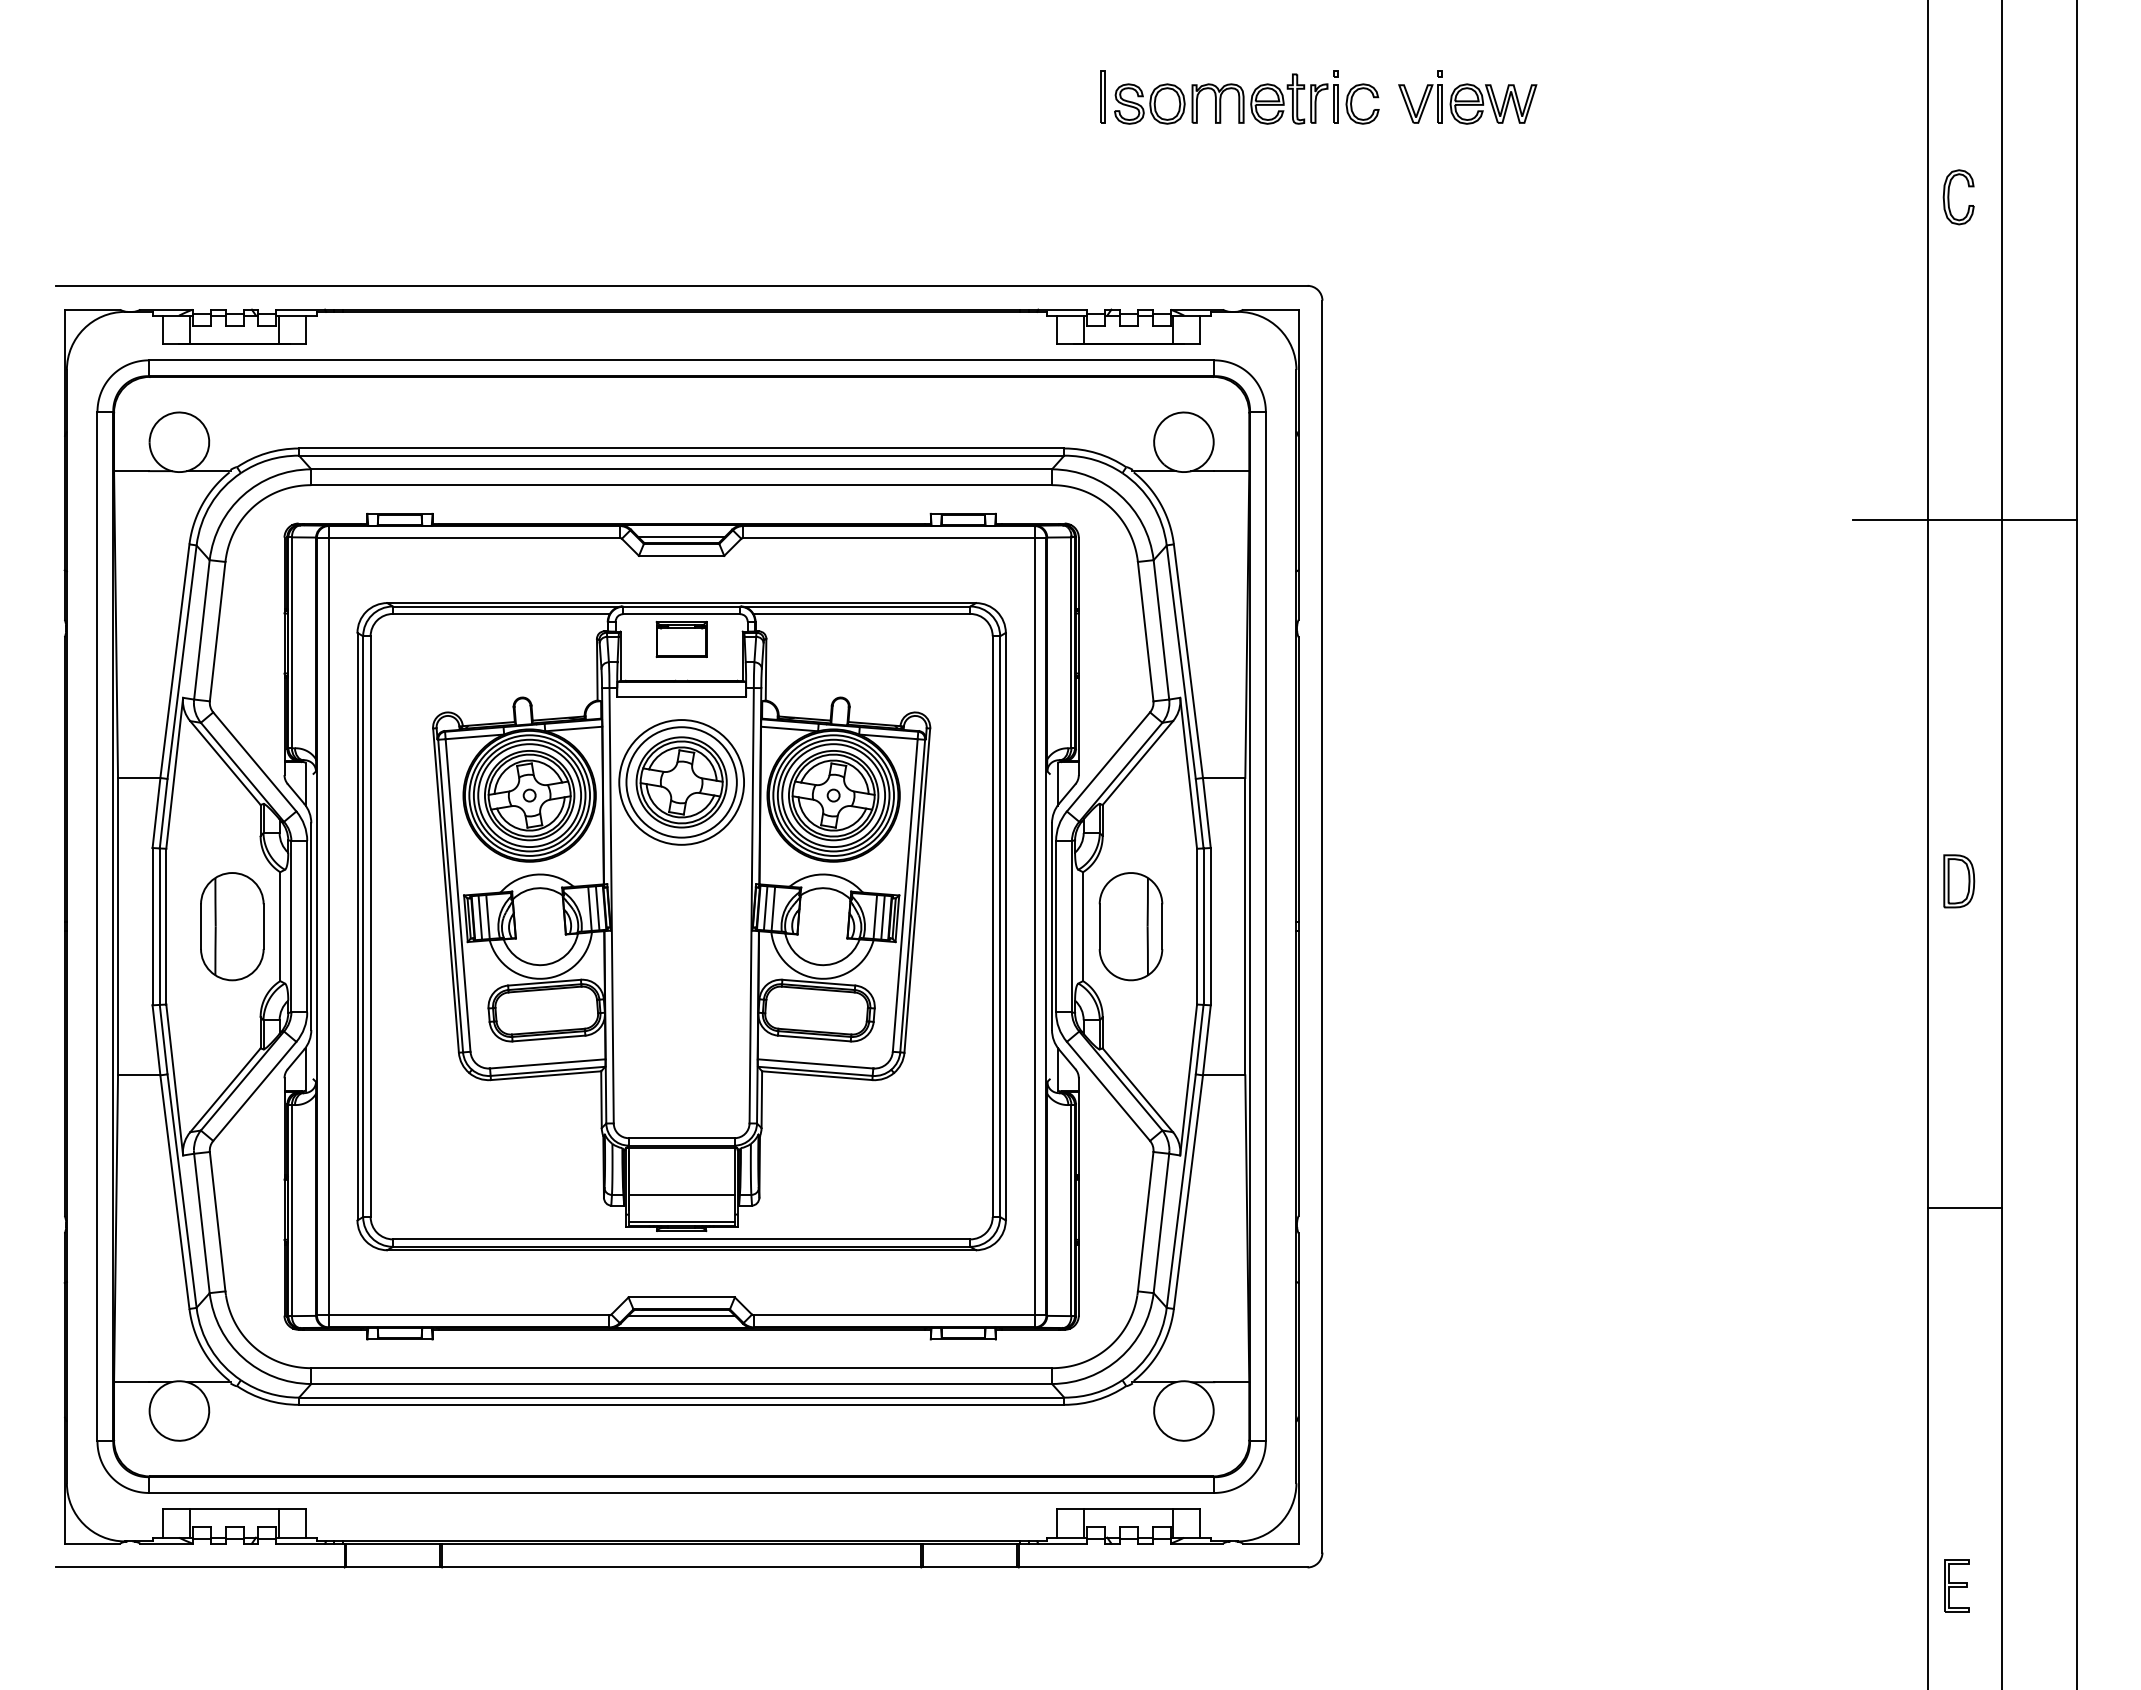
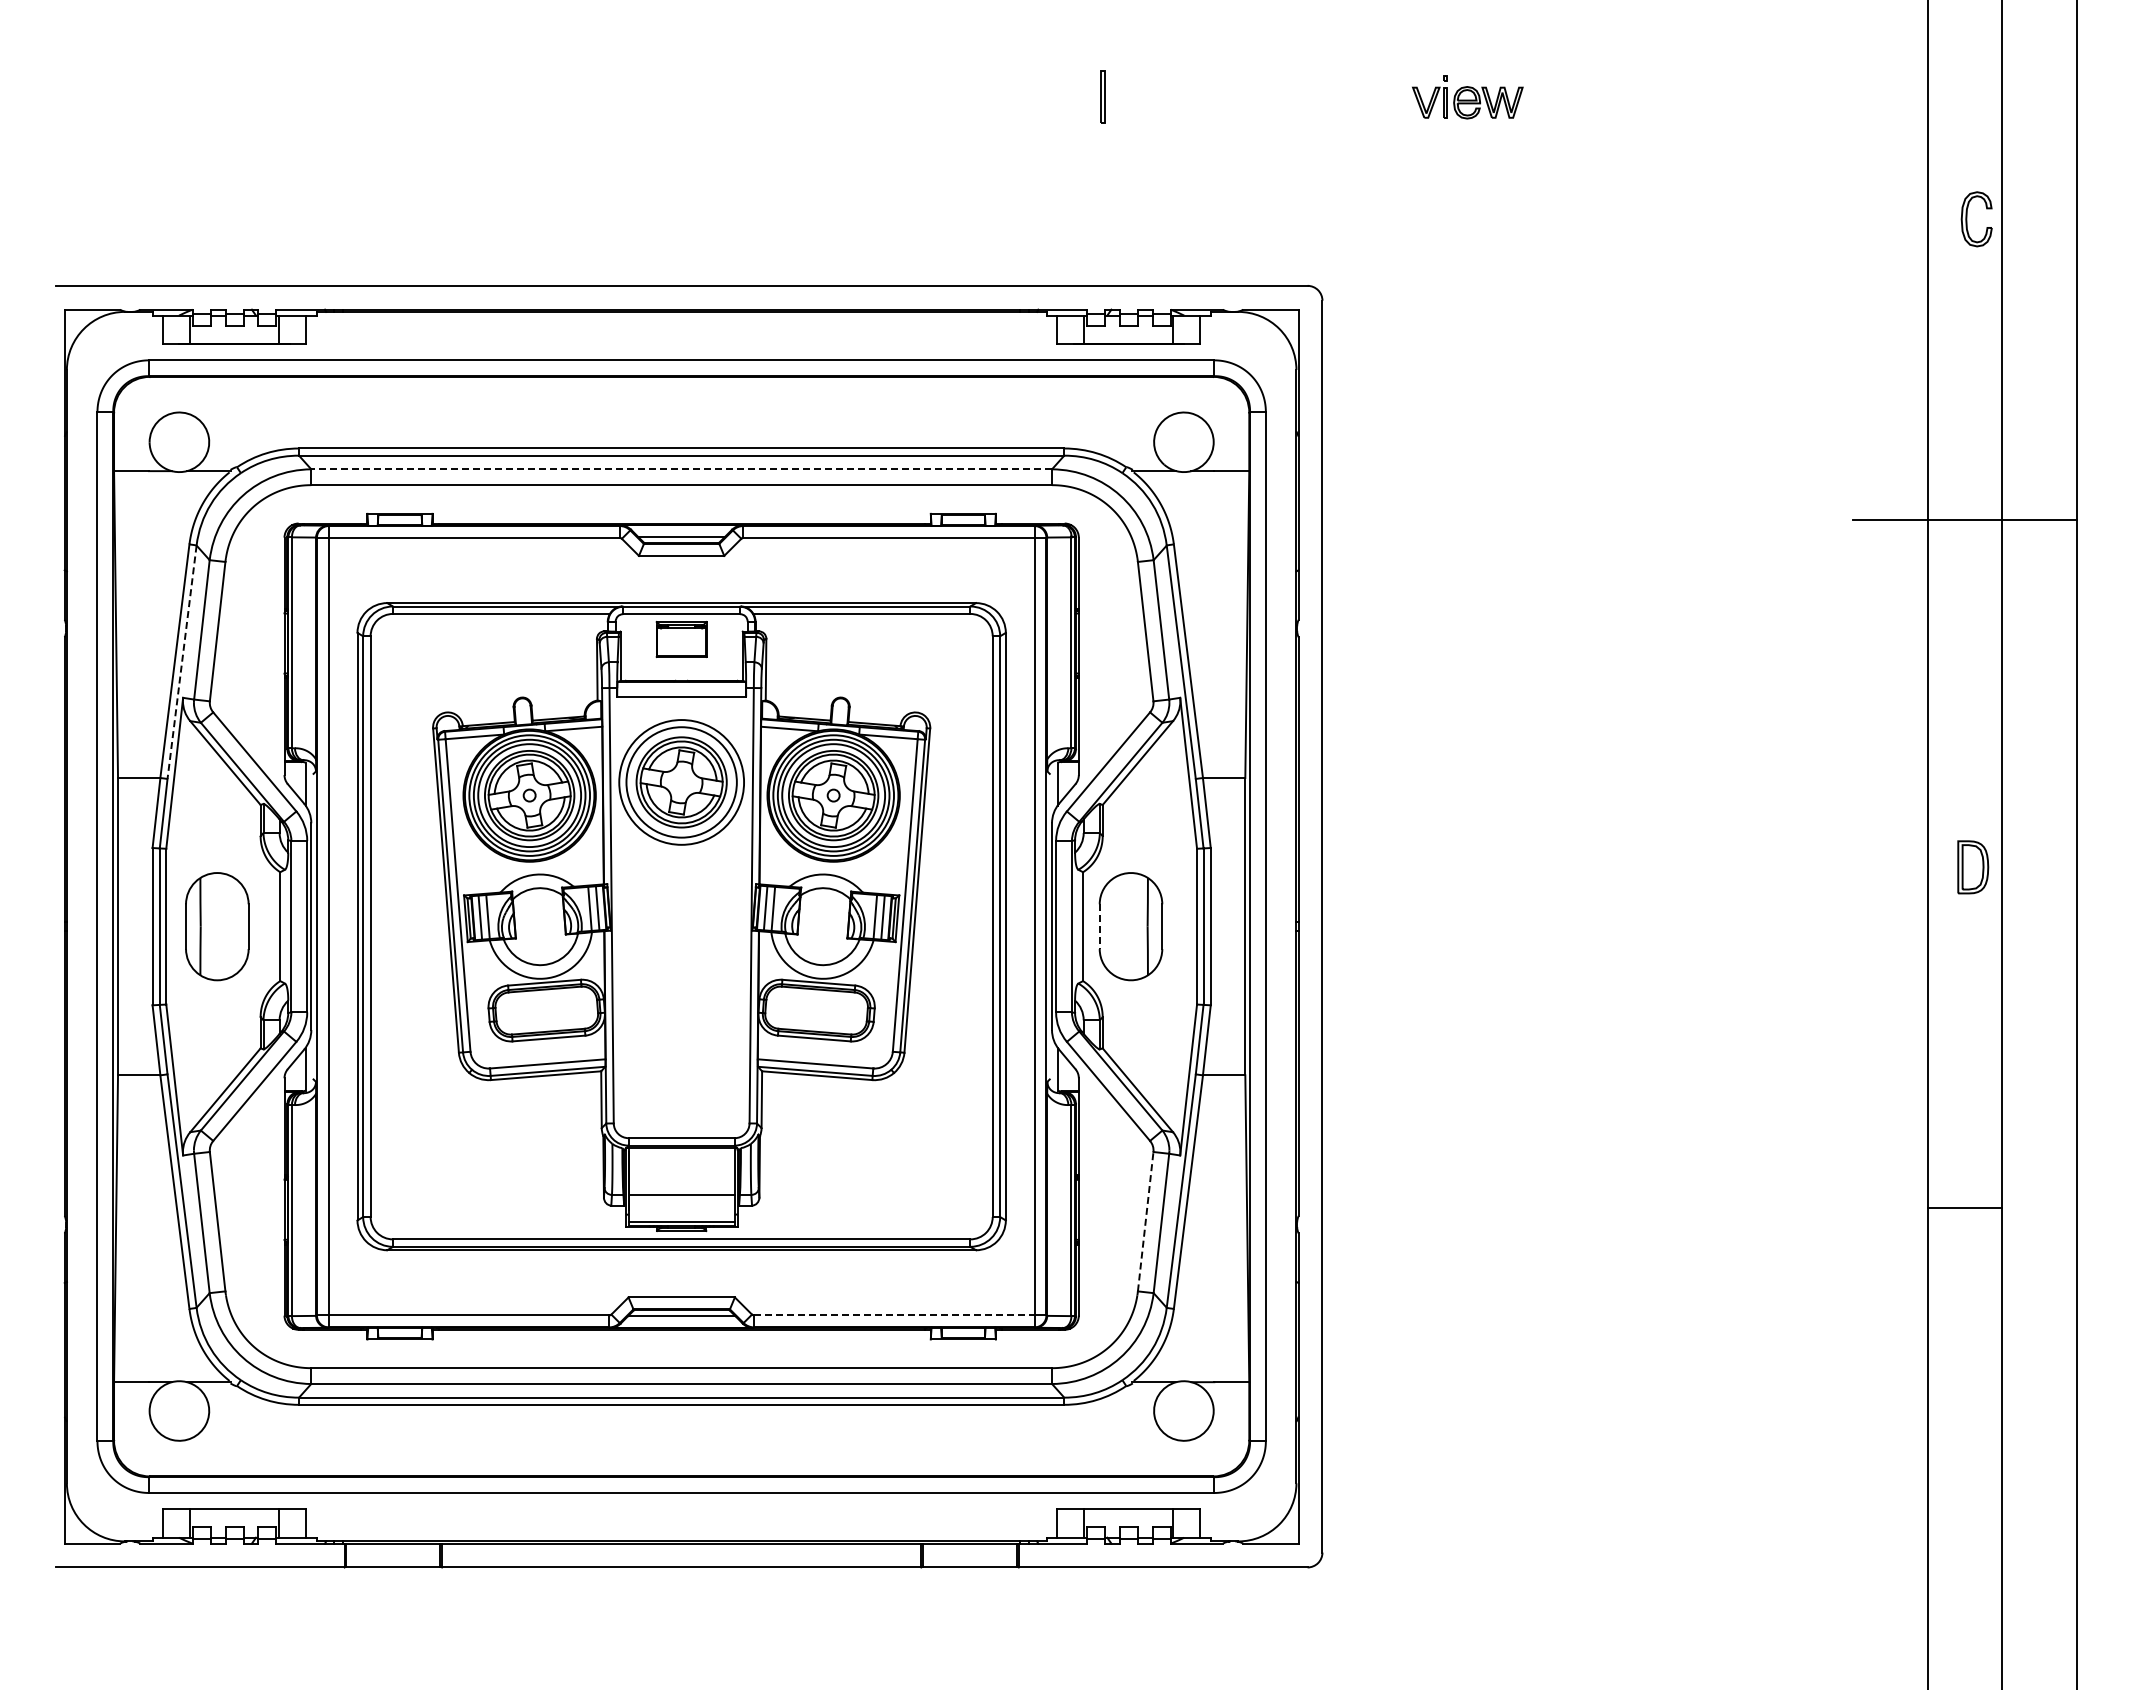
part: present -> none (1246, 97)
part size: 140x55 px -> 112x45 px (1467, 97)
part position: (1949, 197) -> (1967, 219) (1967, 219)
line: solid -> dashed (681, 469)
line: solid -> dashed (182, 662)
part position: (1959, 881) -> (1973, 867) (1973, 867)
part position: (232, 926) -> (217, 926) (217, 926)
line: solid -> dashed (1099, 927)
line: solid -> dashed (1145, 1221)
line: solid -> dashed (894, 1315)
part: present -> none (1956, 1585)
